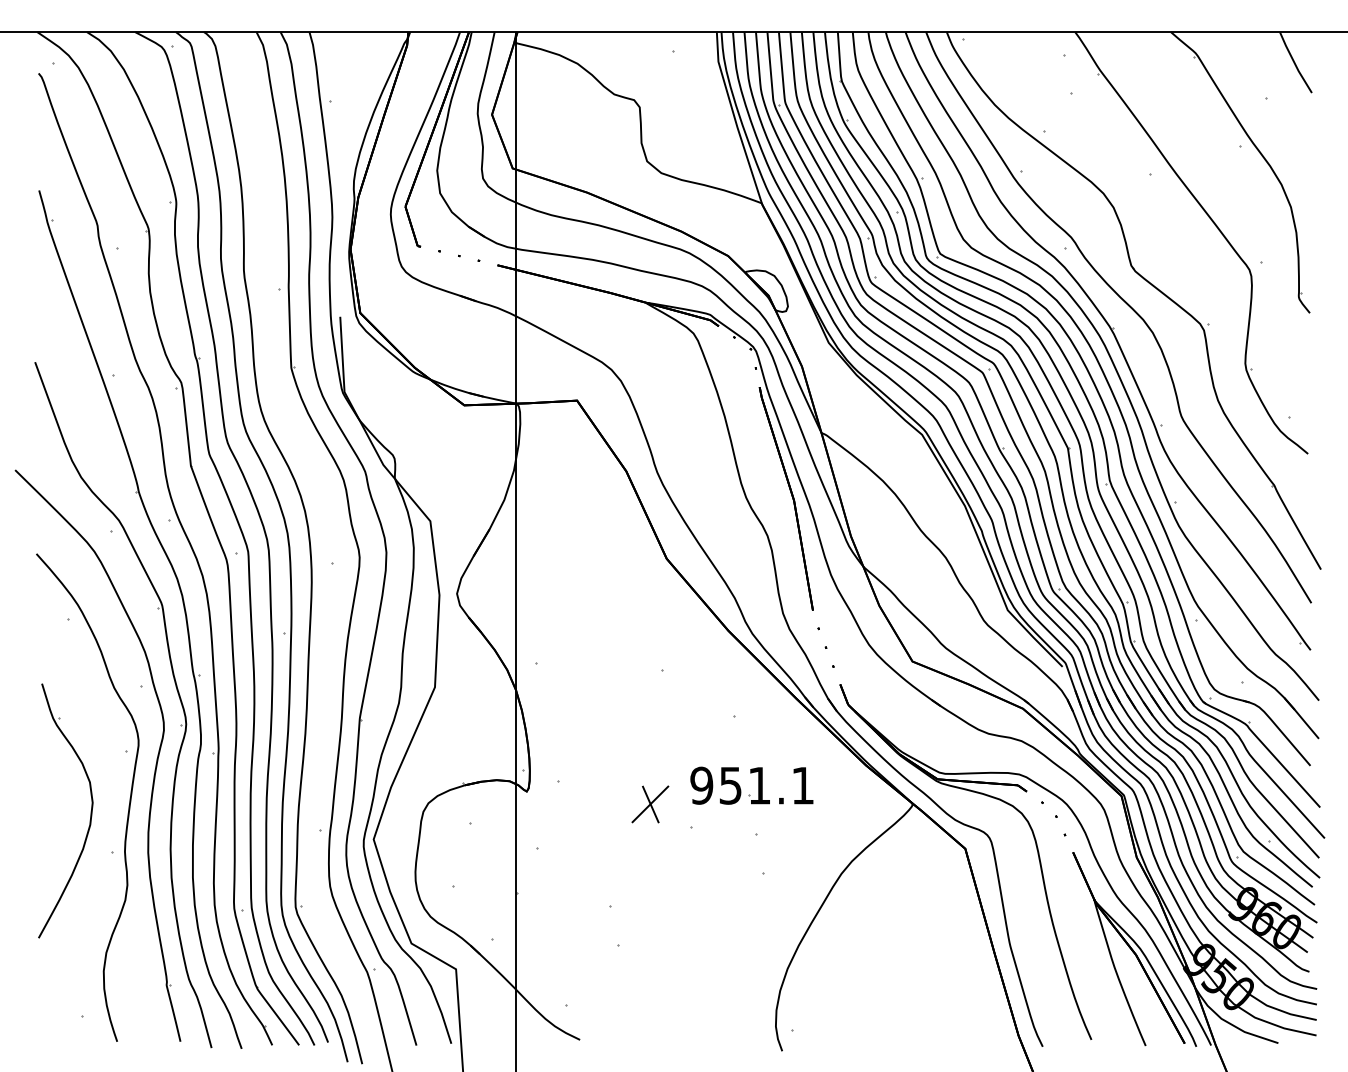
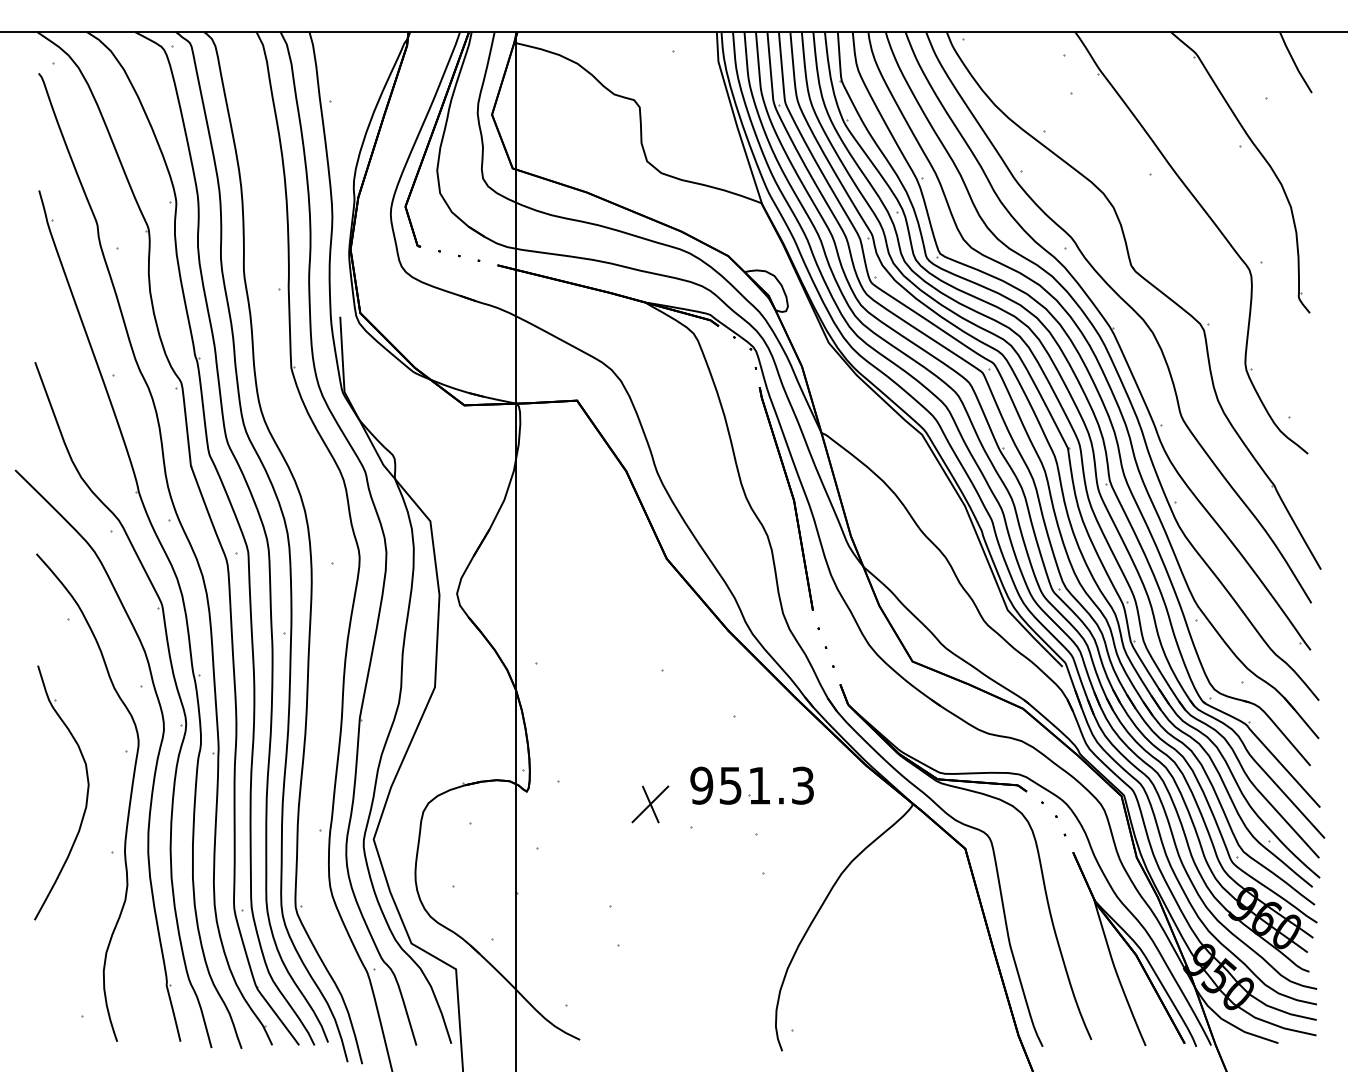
text: 951.1 -> 951.3 (802, 785)
part position: (90, 811) -> (86, 793) (86, 793)
